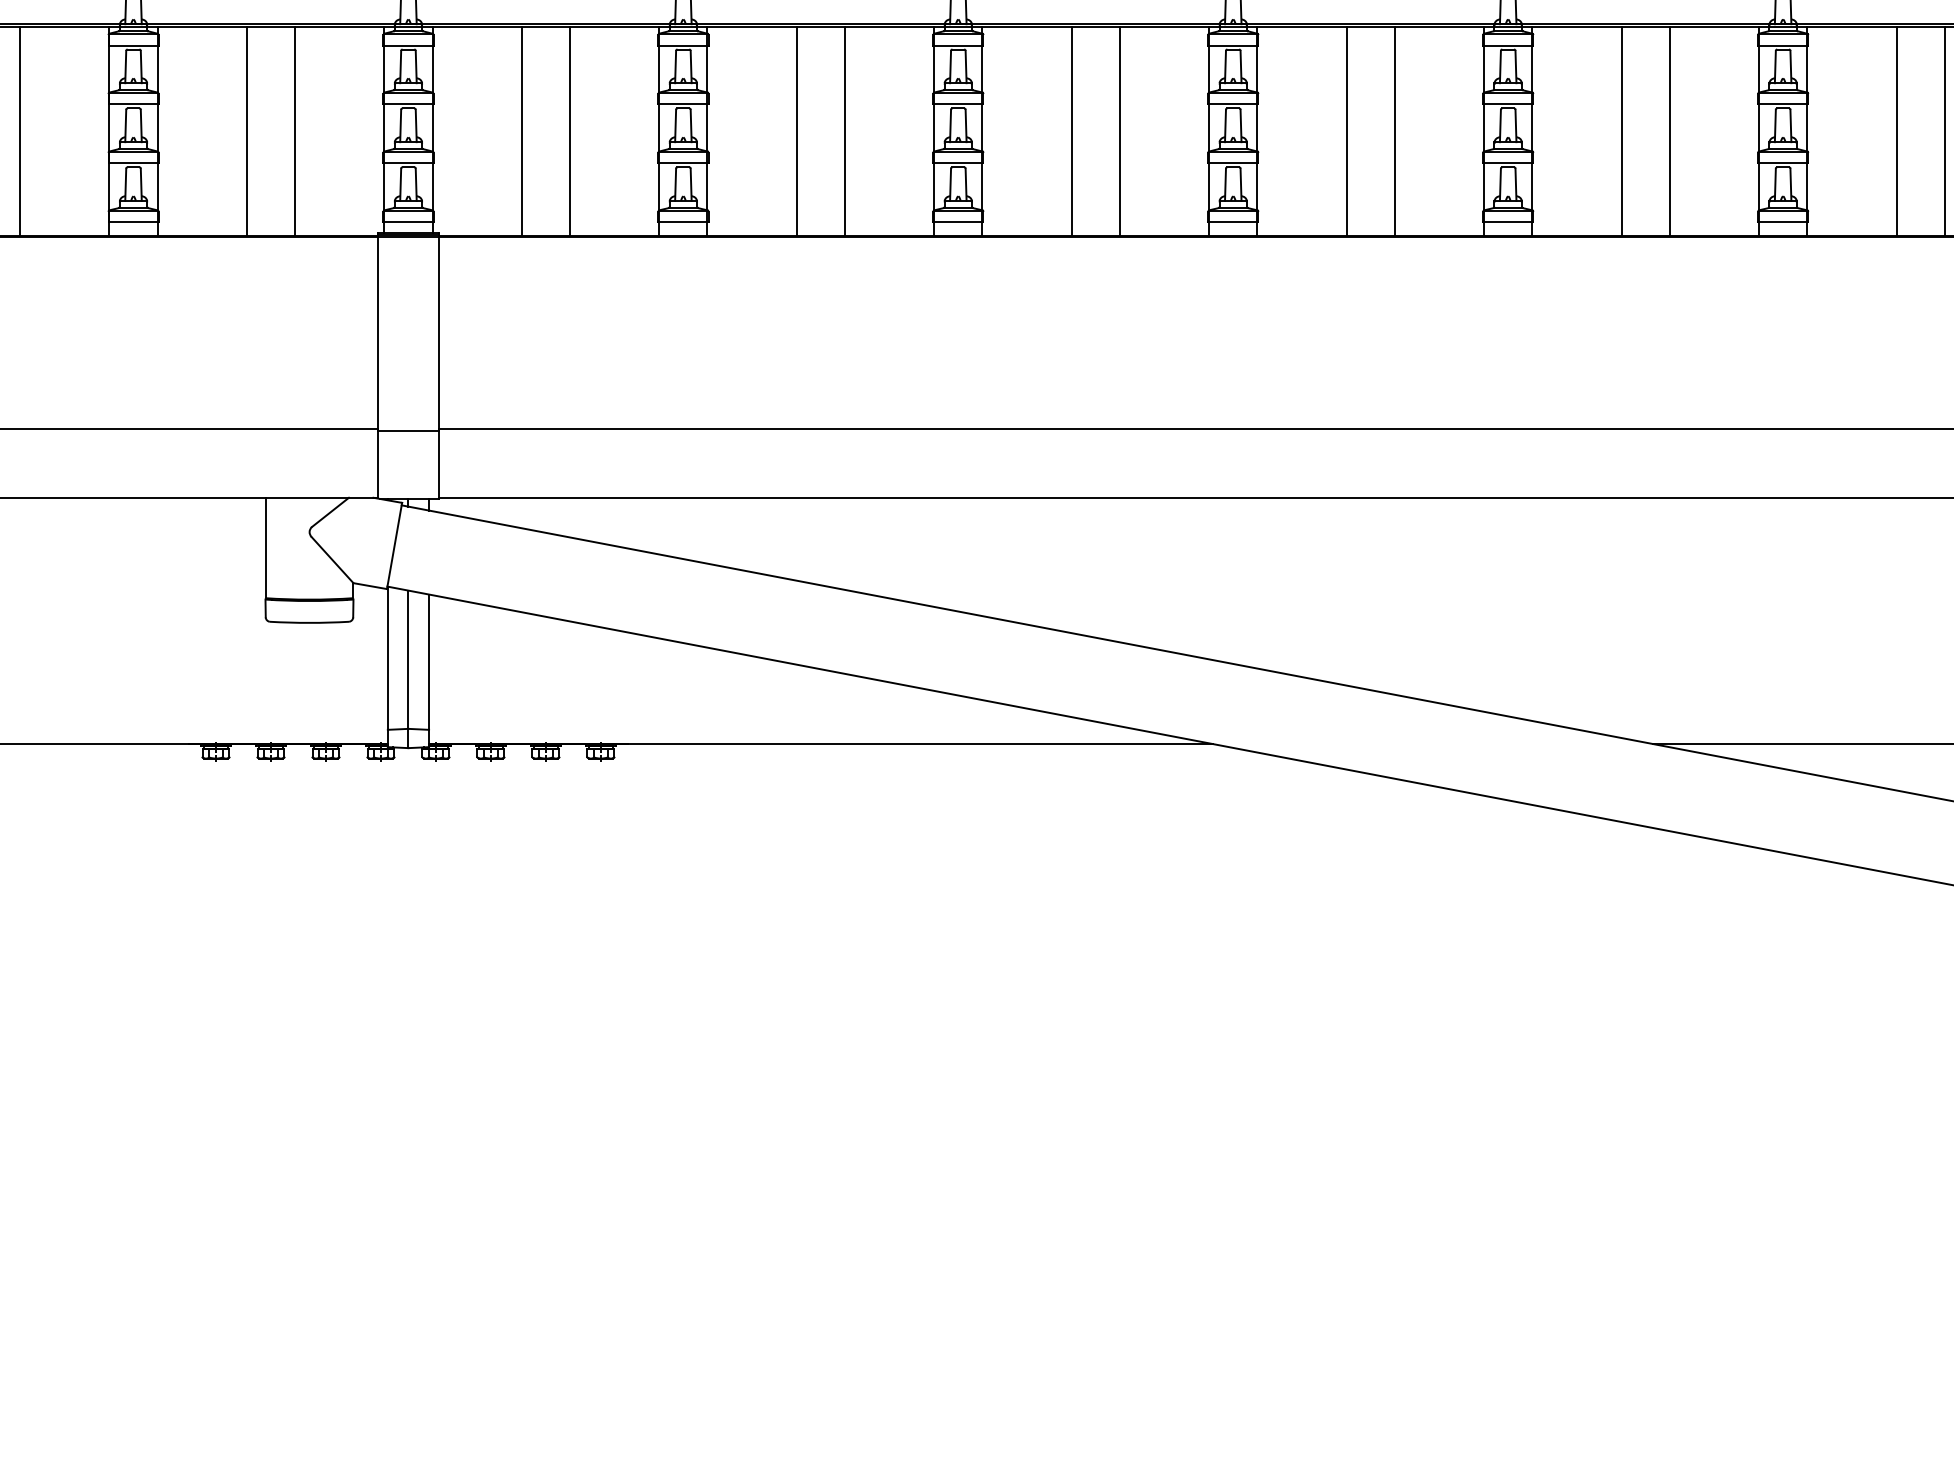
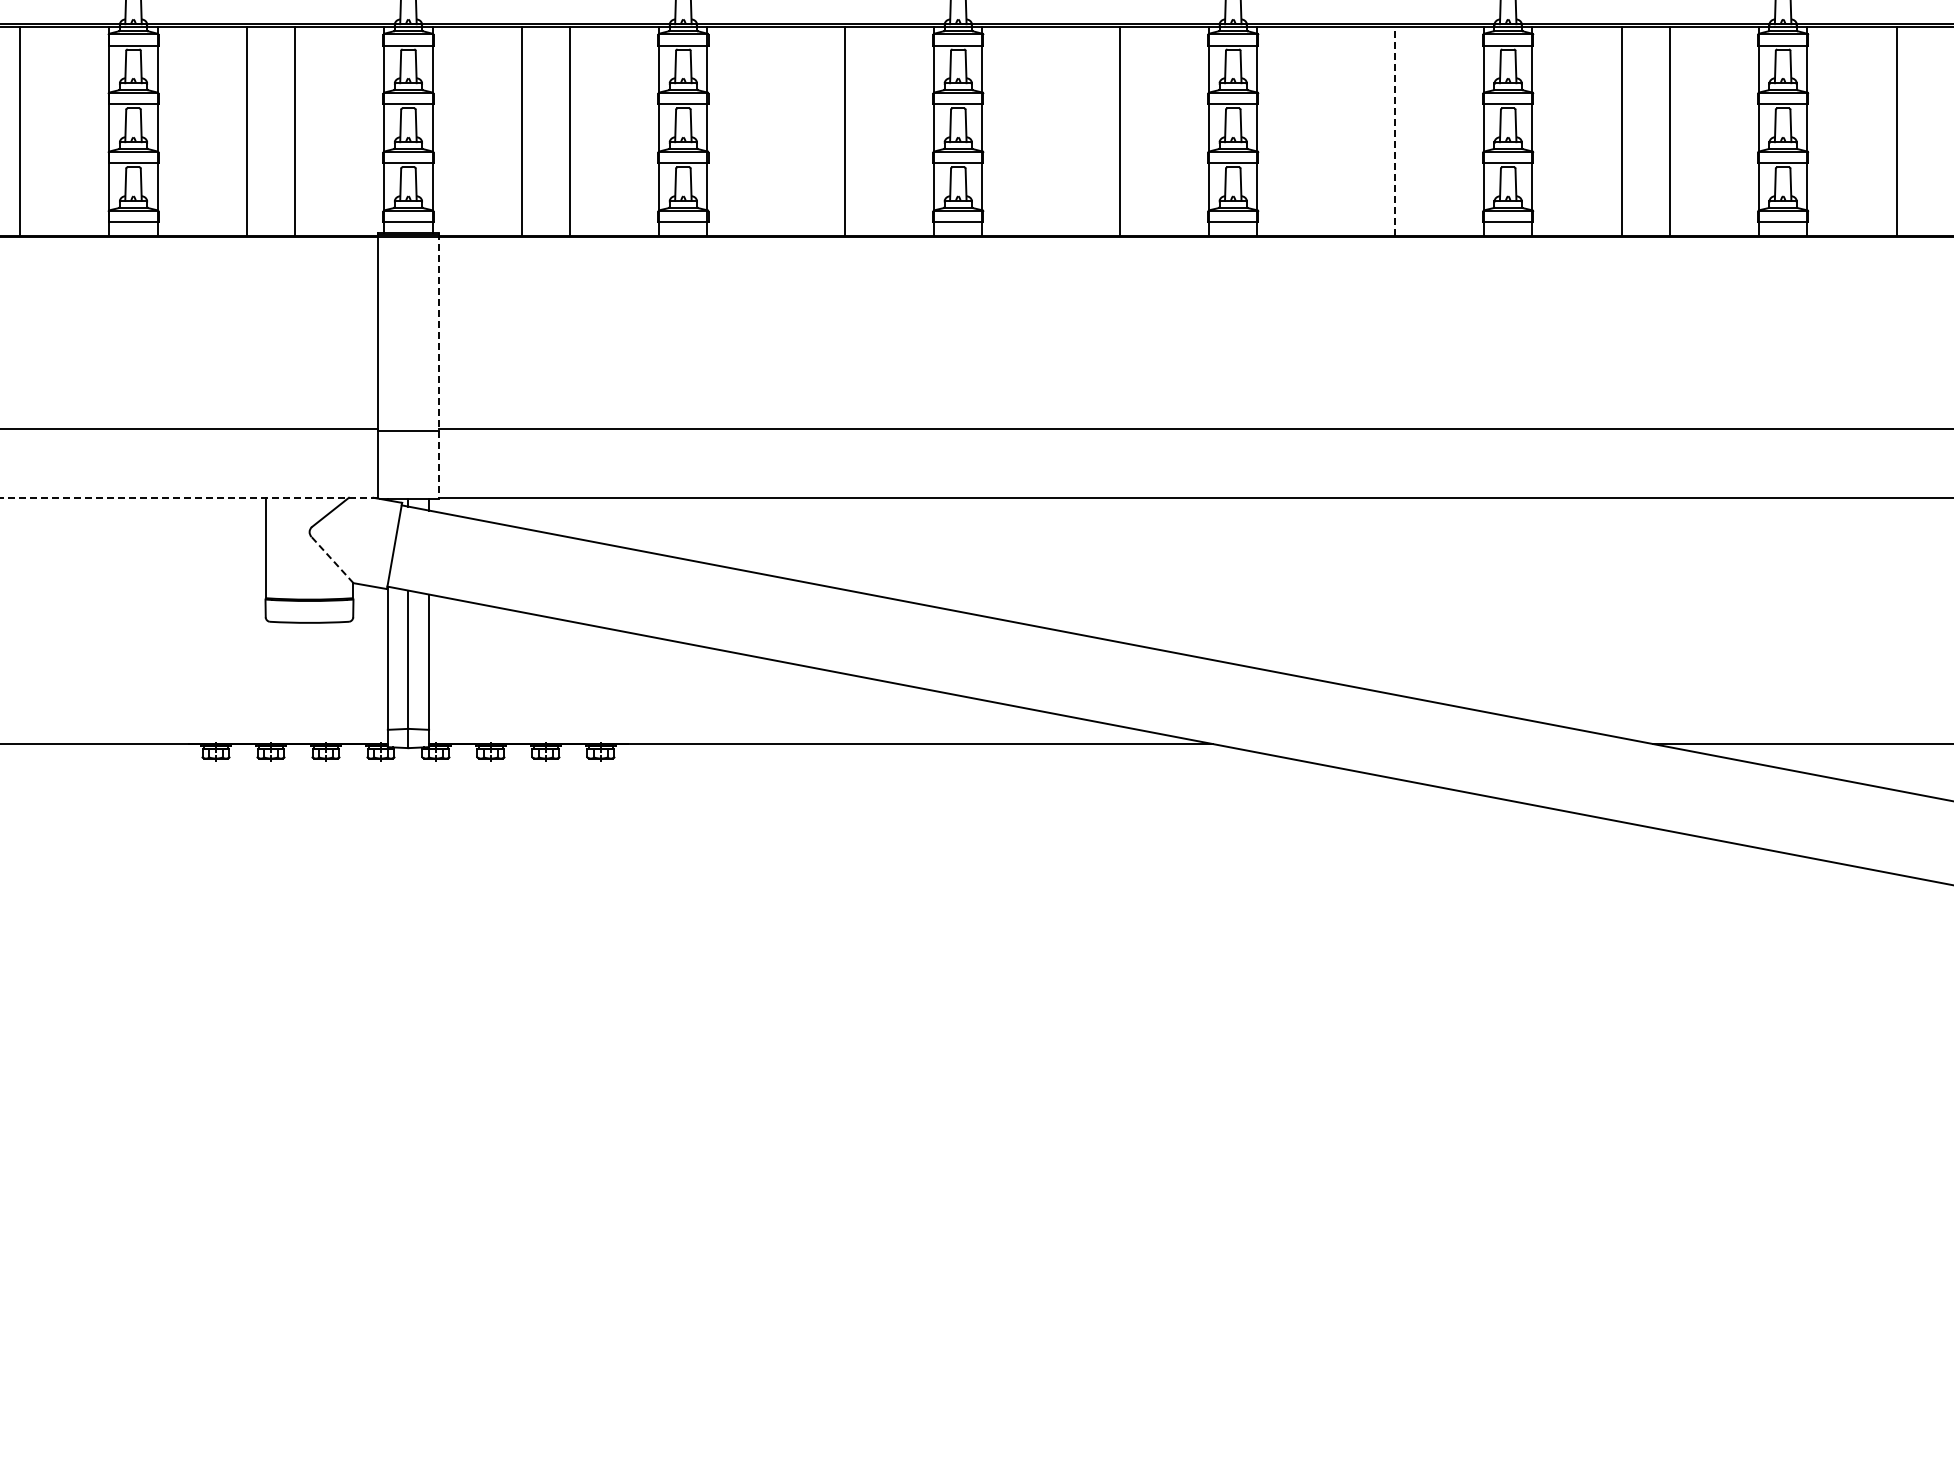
line: present -> none (796, 131)
line: present -> none (1071, 131)
line: present -> none (1346, 131)
line: solid -> dashed (1394, 131)
line: present -> none (1944, 131)
line: solid -> dashed (439, 366)
line: solid -> dashed (189, 497)
line: solid -> dashed (332, 559)
